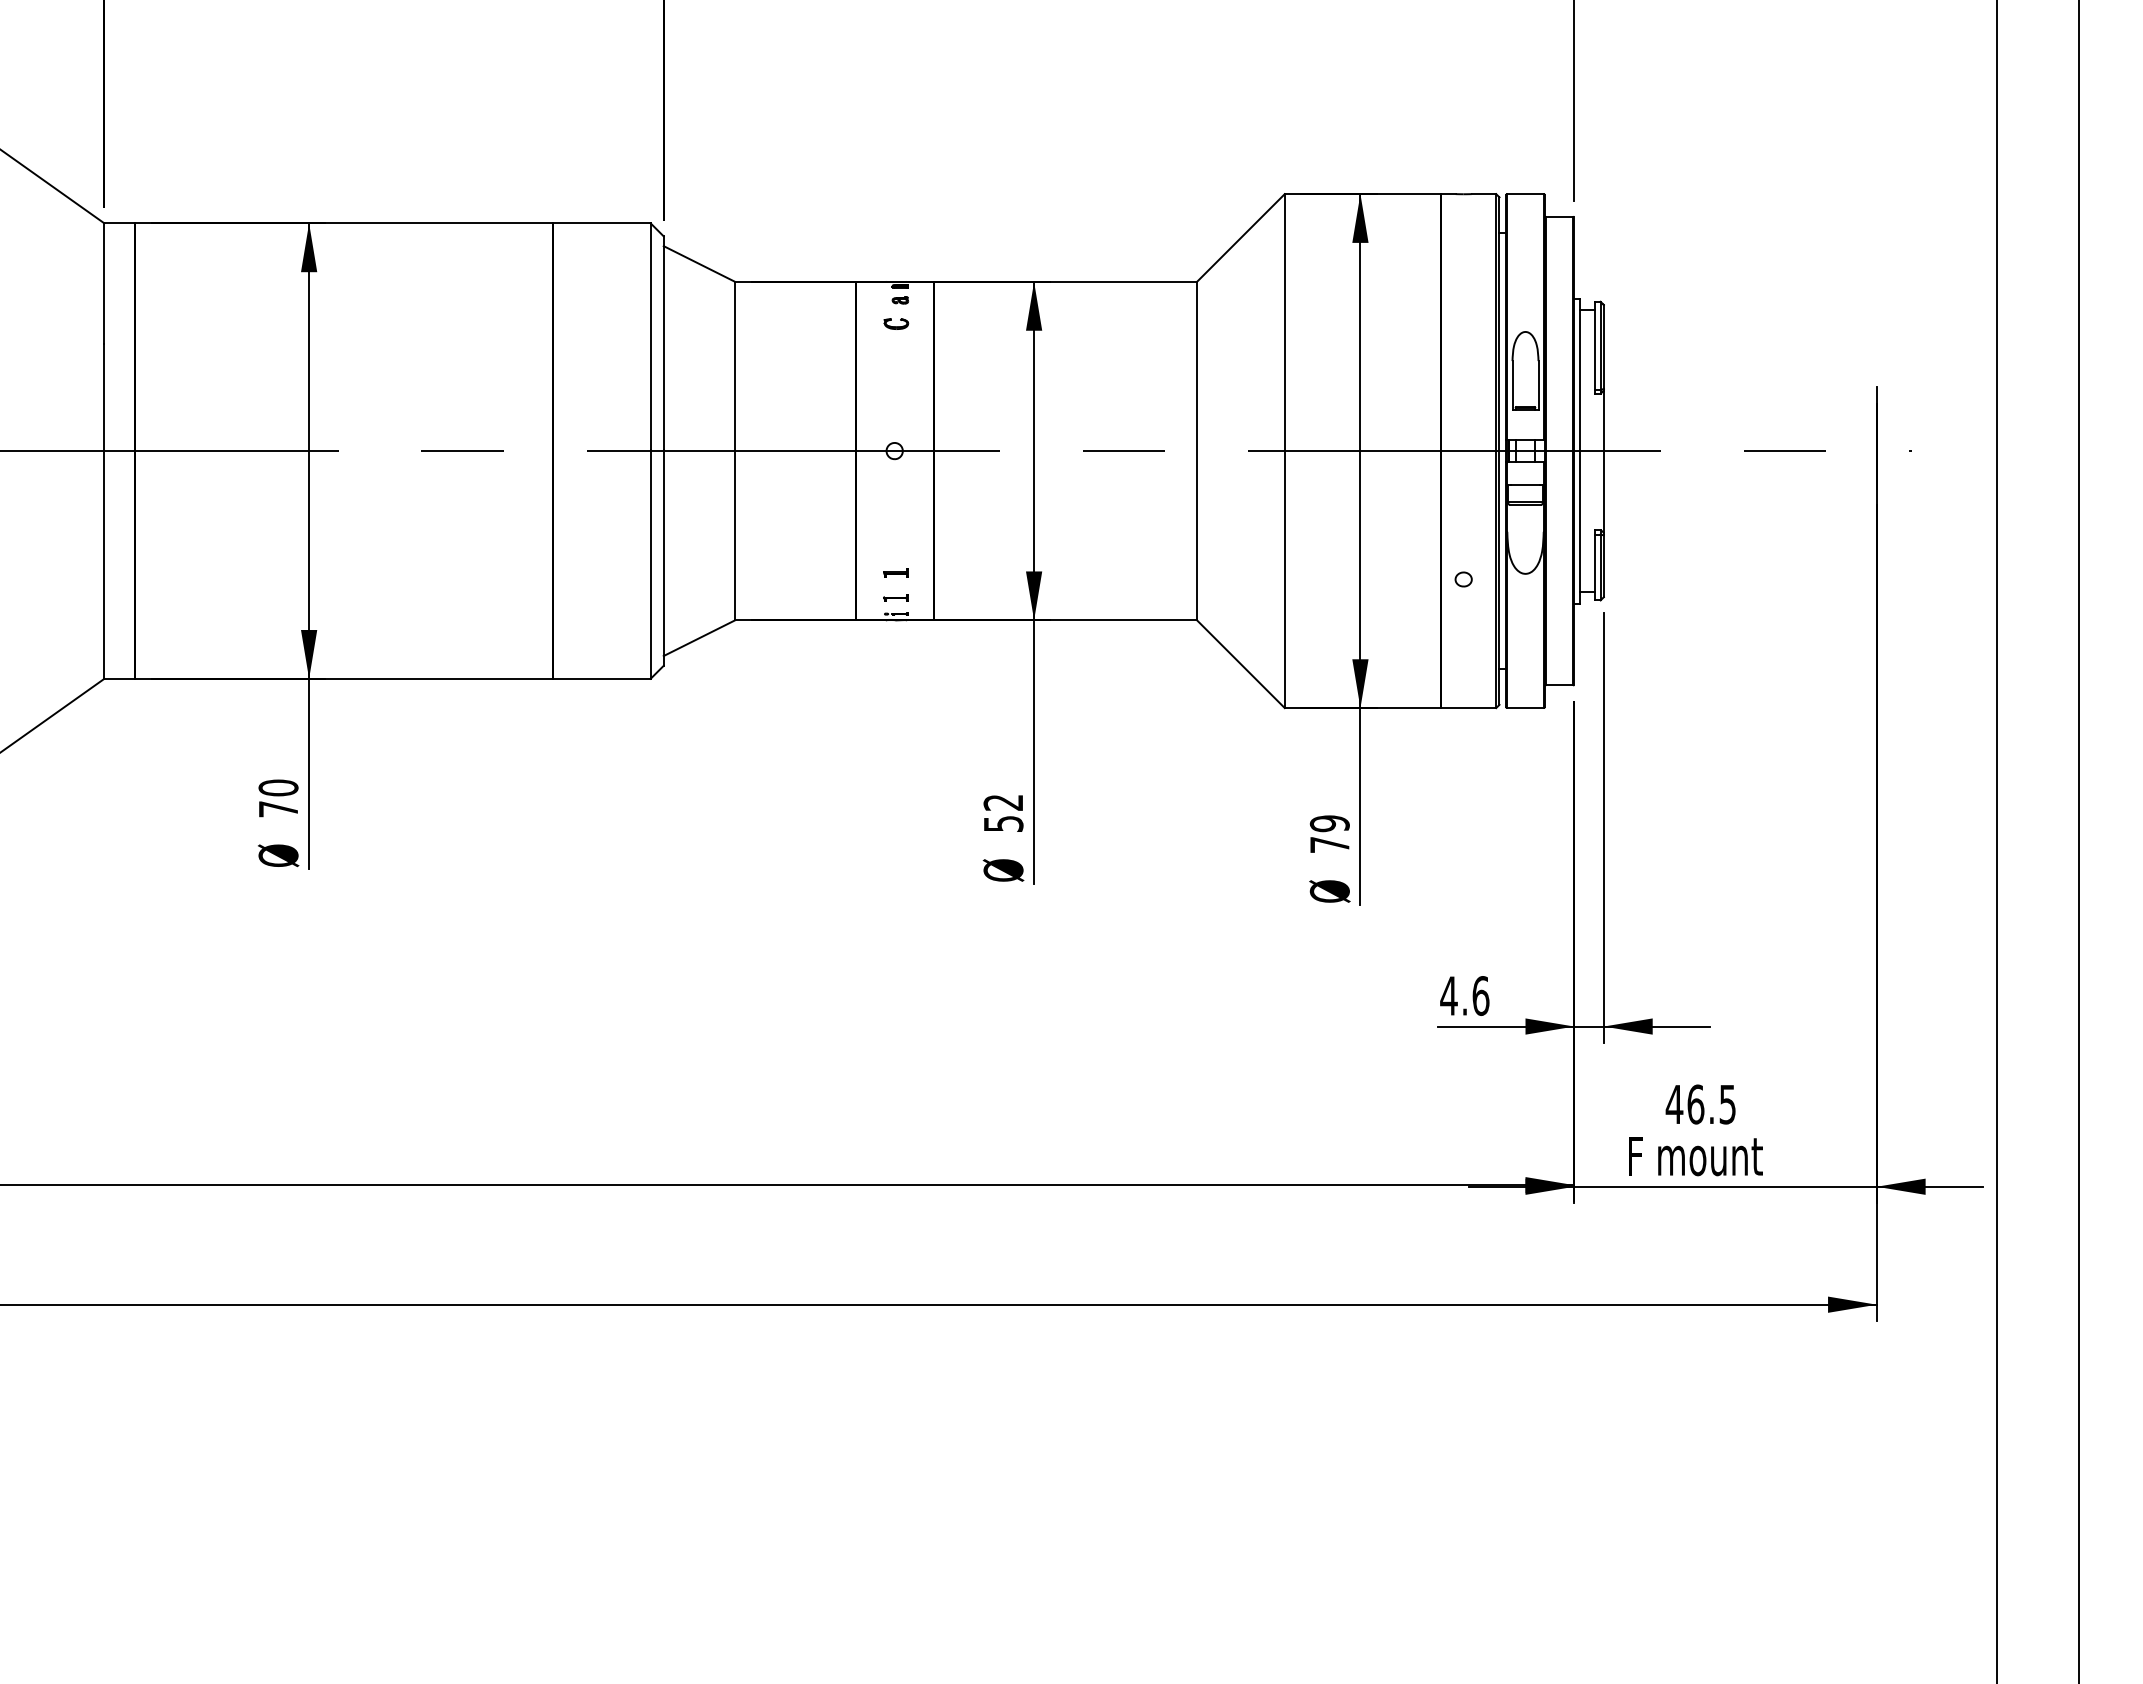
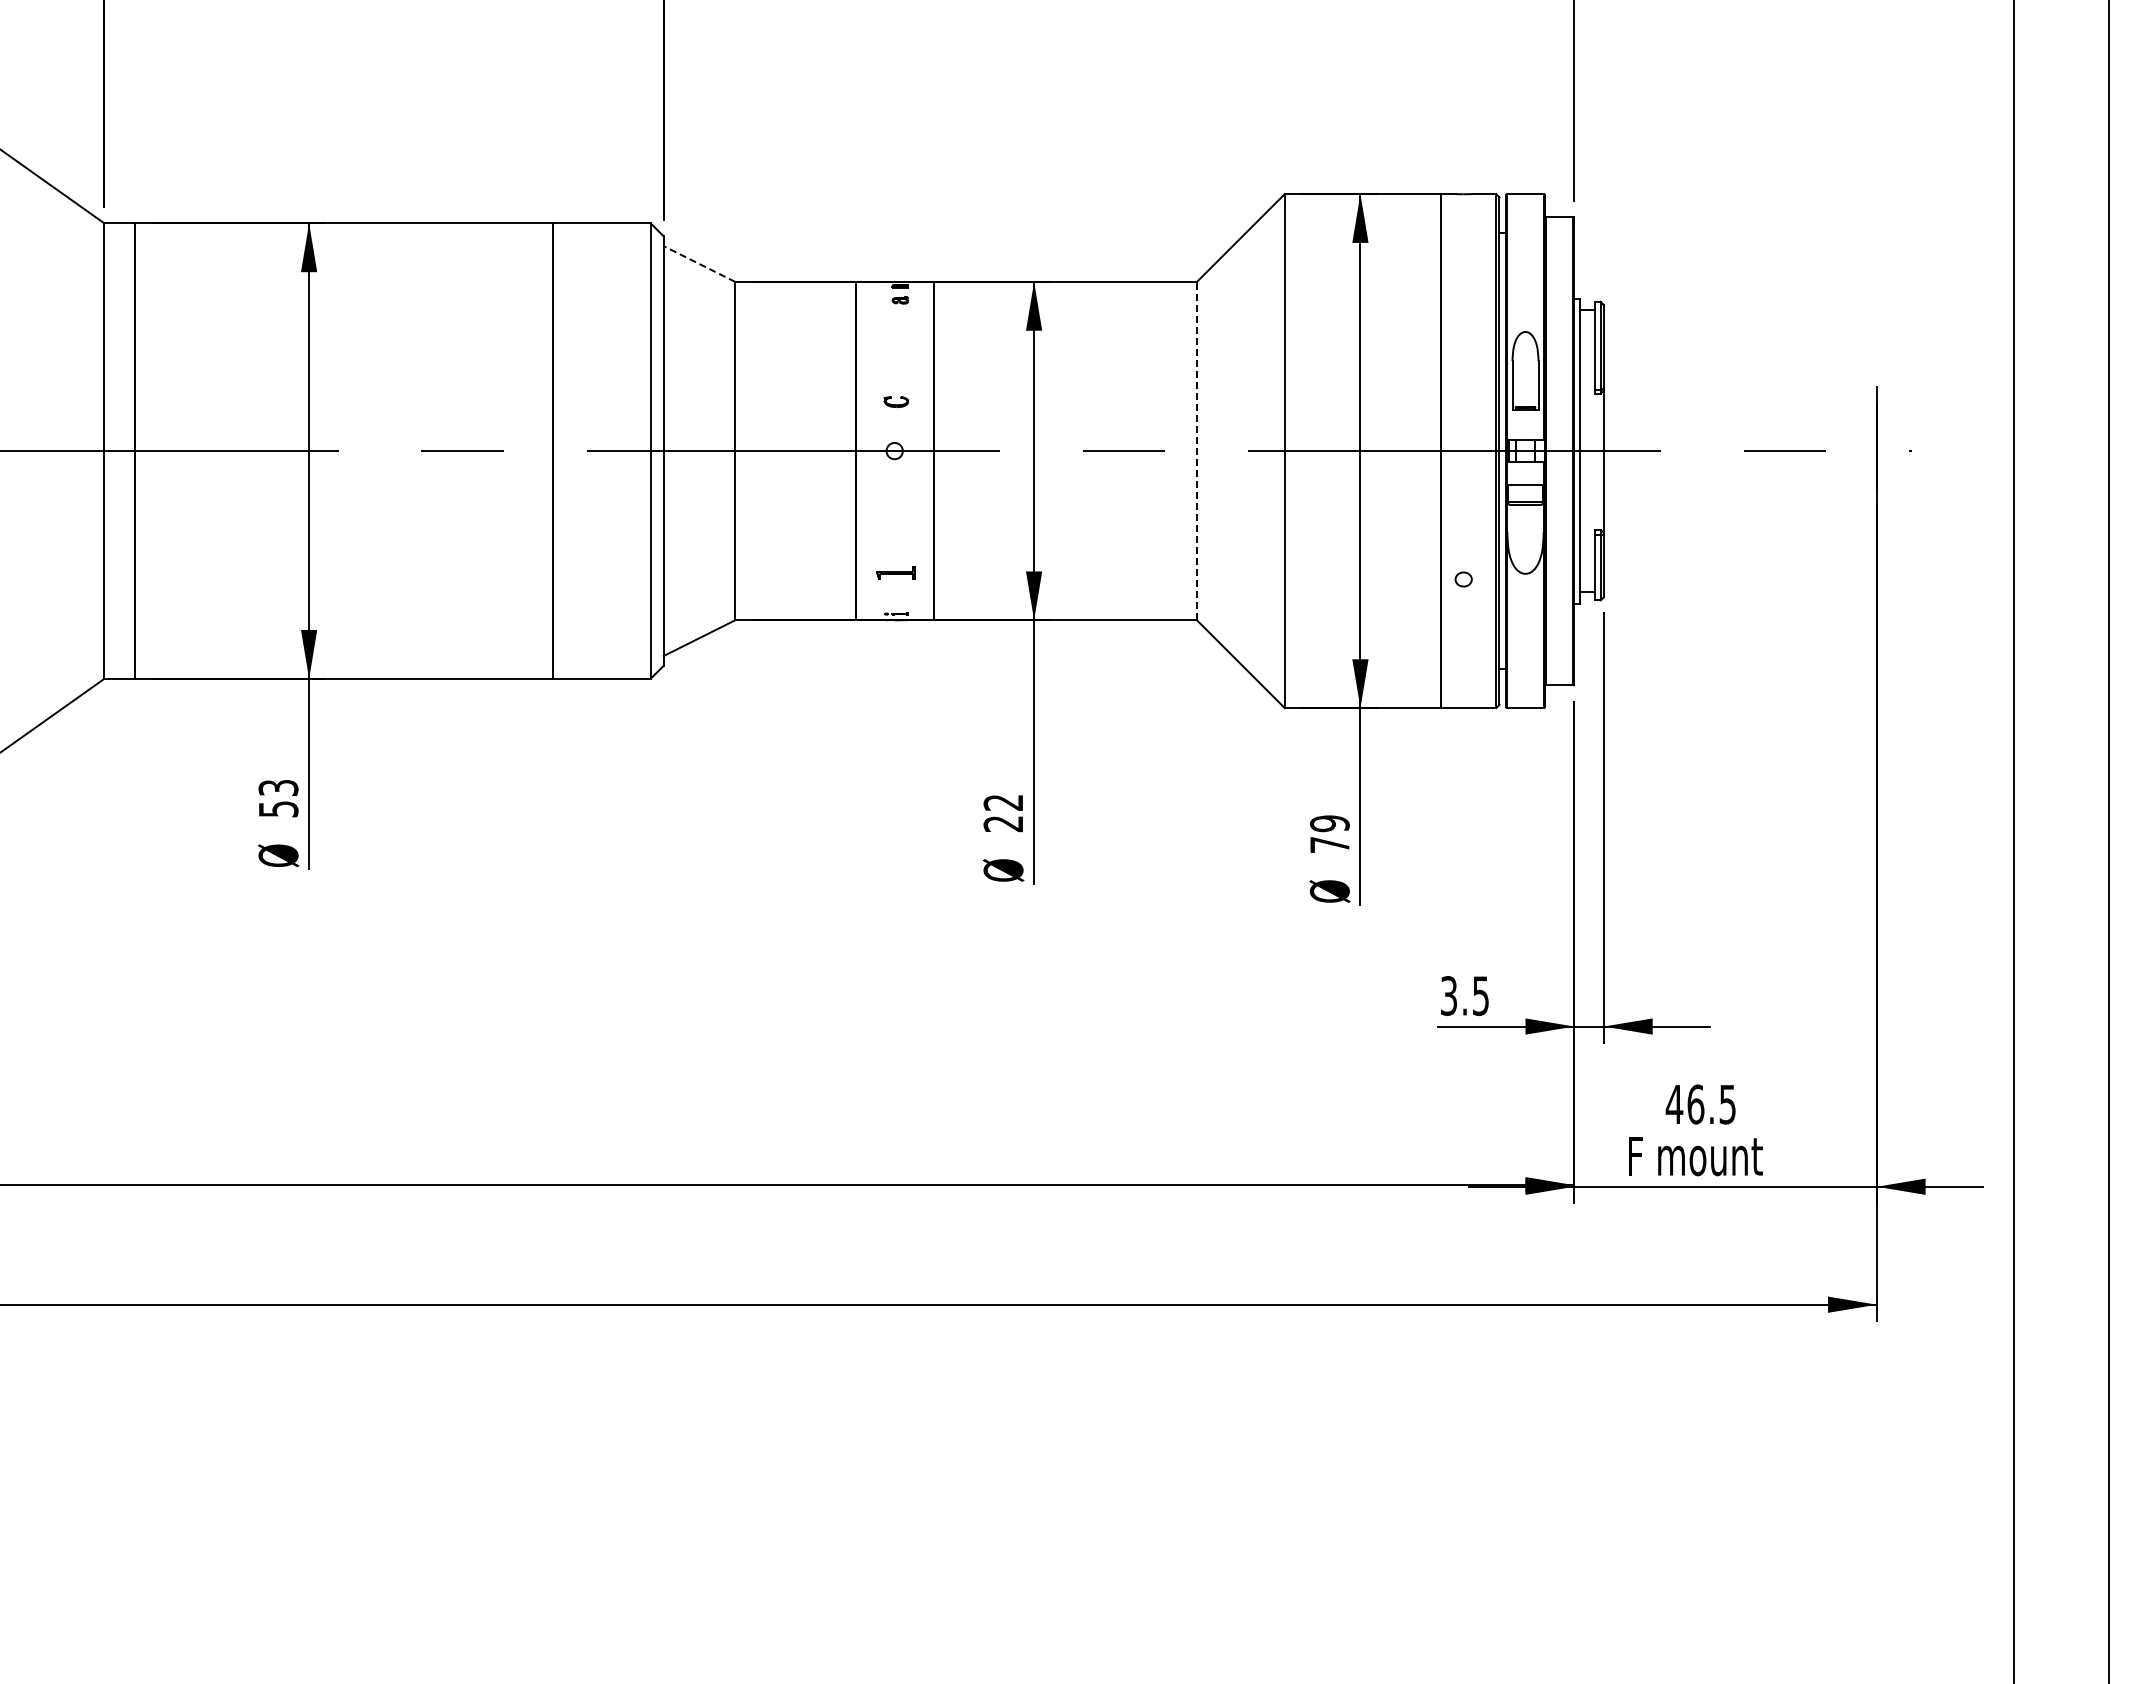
line: solid -> dashed (699, 263)
part position: (896, 323) -> (896, 401) (896, 401)
line: solid -> dashed (1196, 450)
part size: 26x10 px -> 40x14 px (895, 572)
part: present -> none (895, 597)
text: 70 -> 53 (278, 798)
text: 52 -> 22 (1003, 824)
line position: (1997, 841) -> (2014, 841) (2014, 841)
line position: (2078, 841) -> (2108, 841) (2108, 841)
text: 4.6 -> 3.5 (1464, 995)
